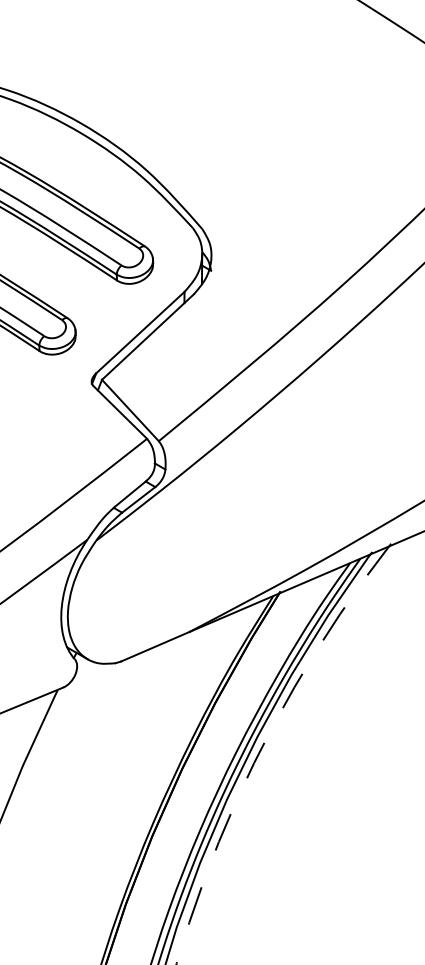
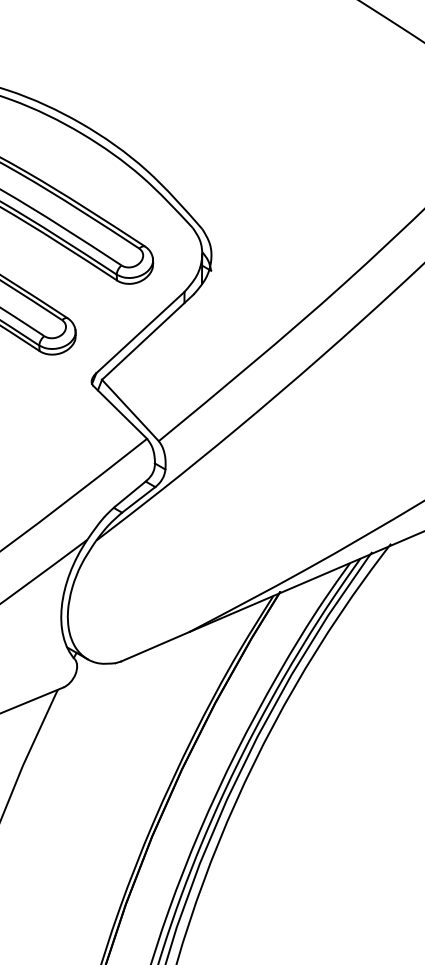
arc: dashed -> solid (263, 744)
